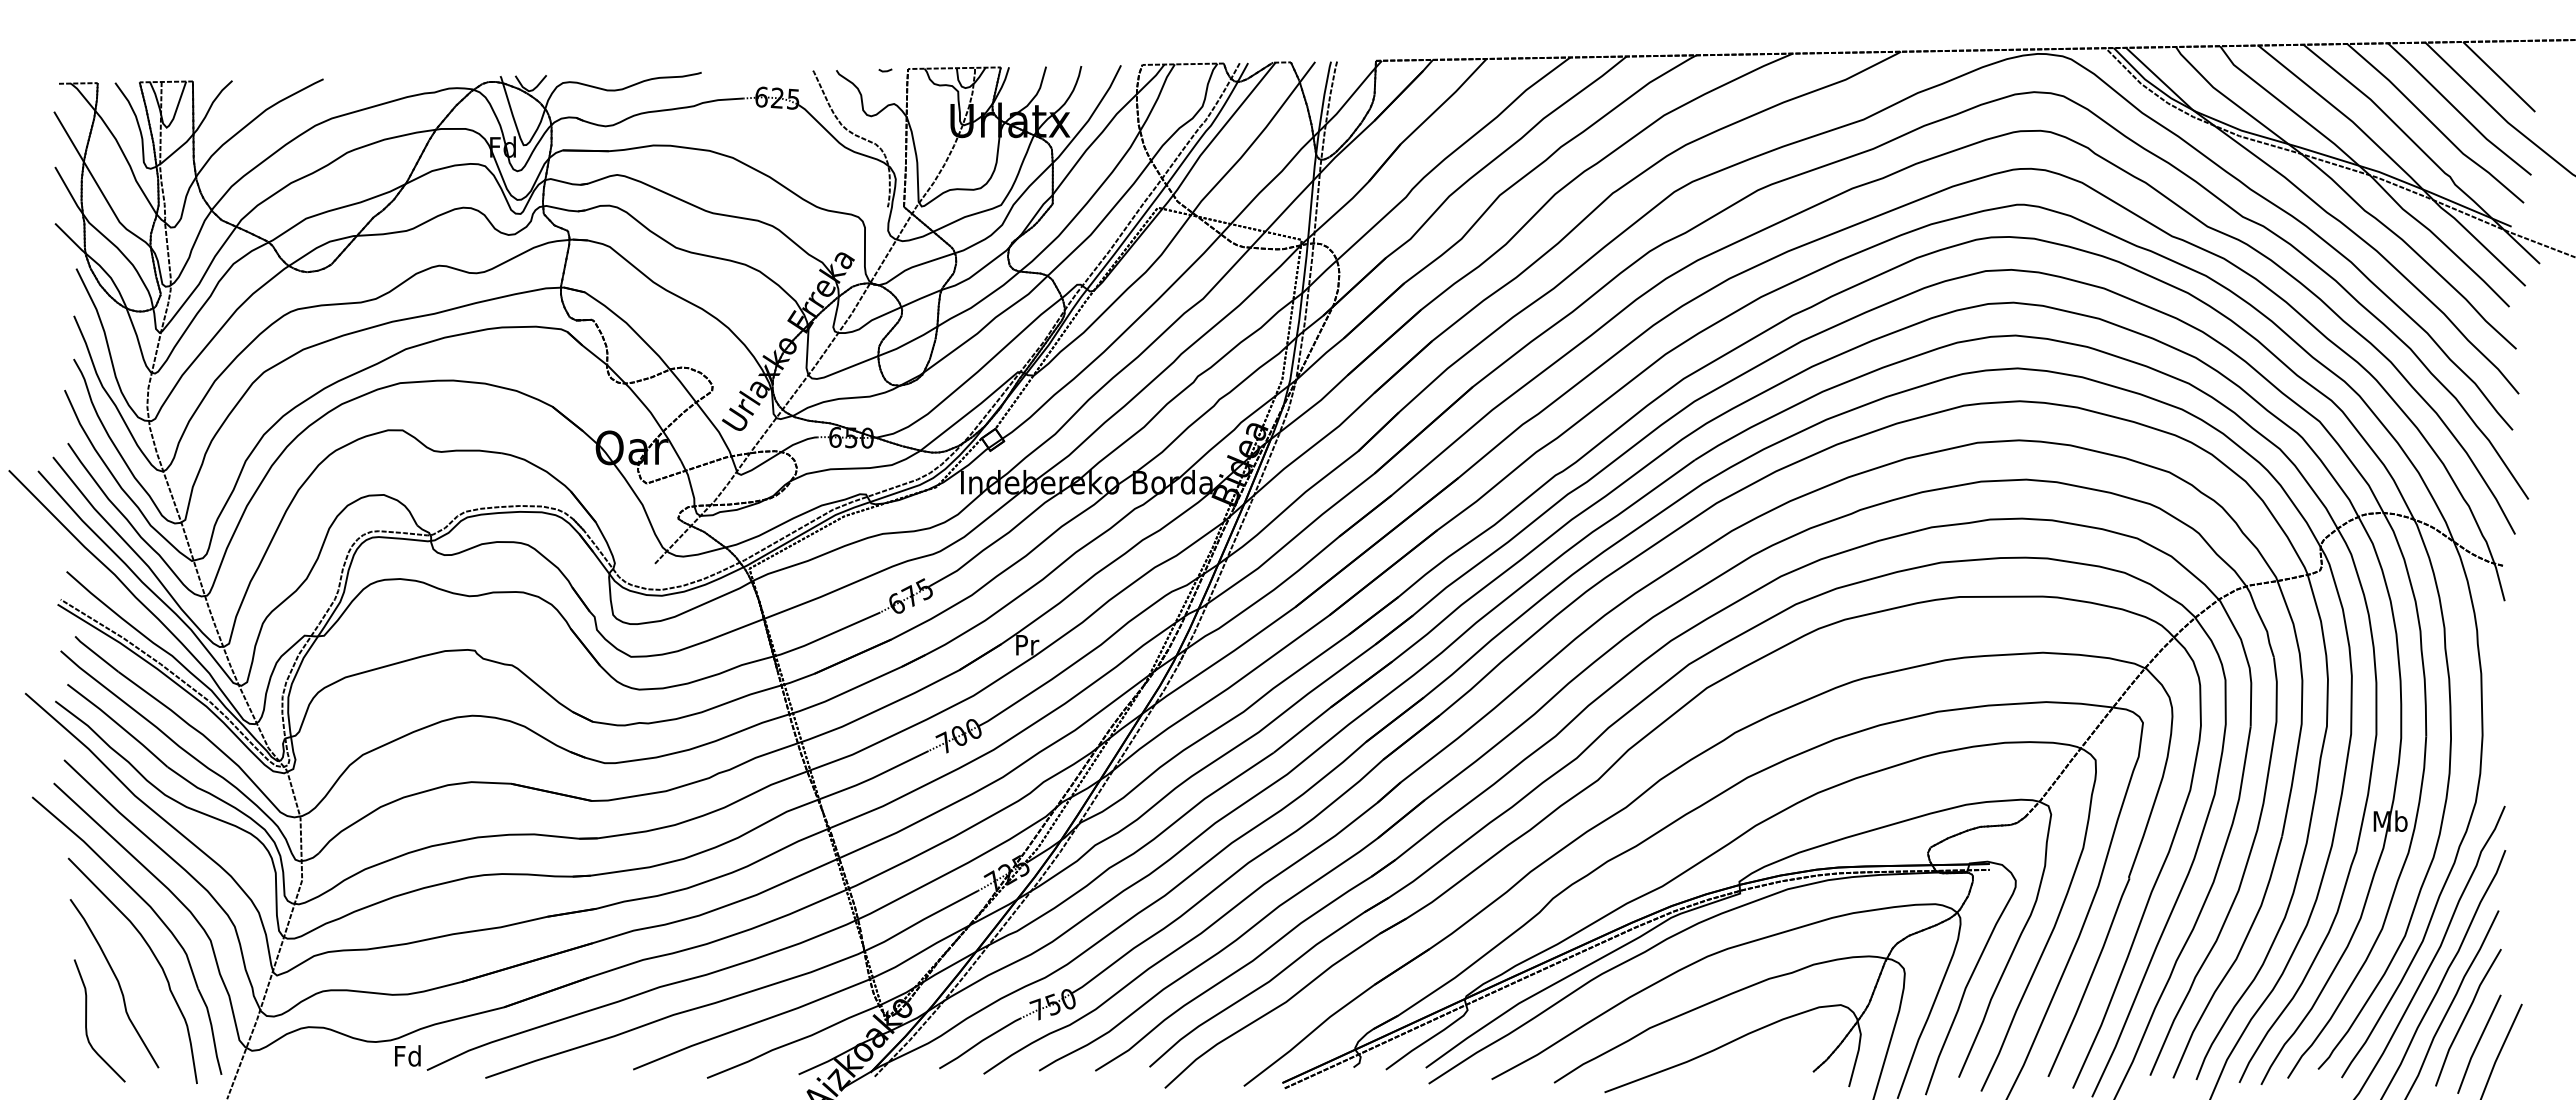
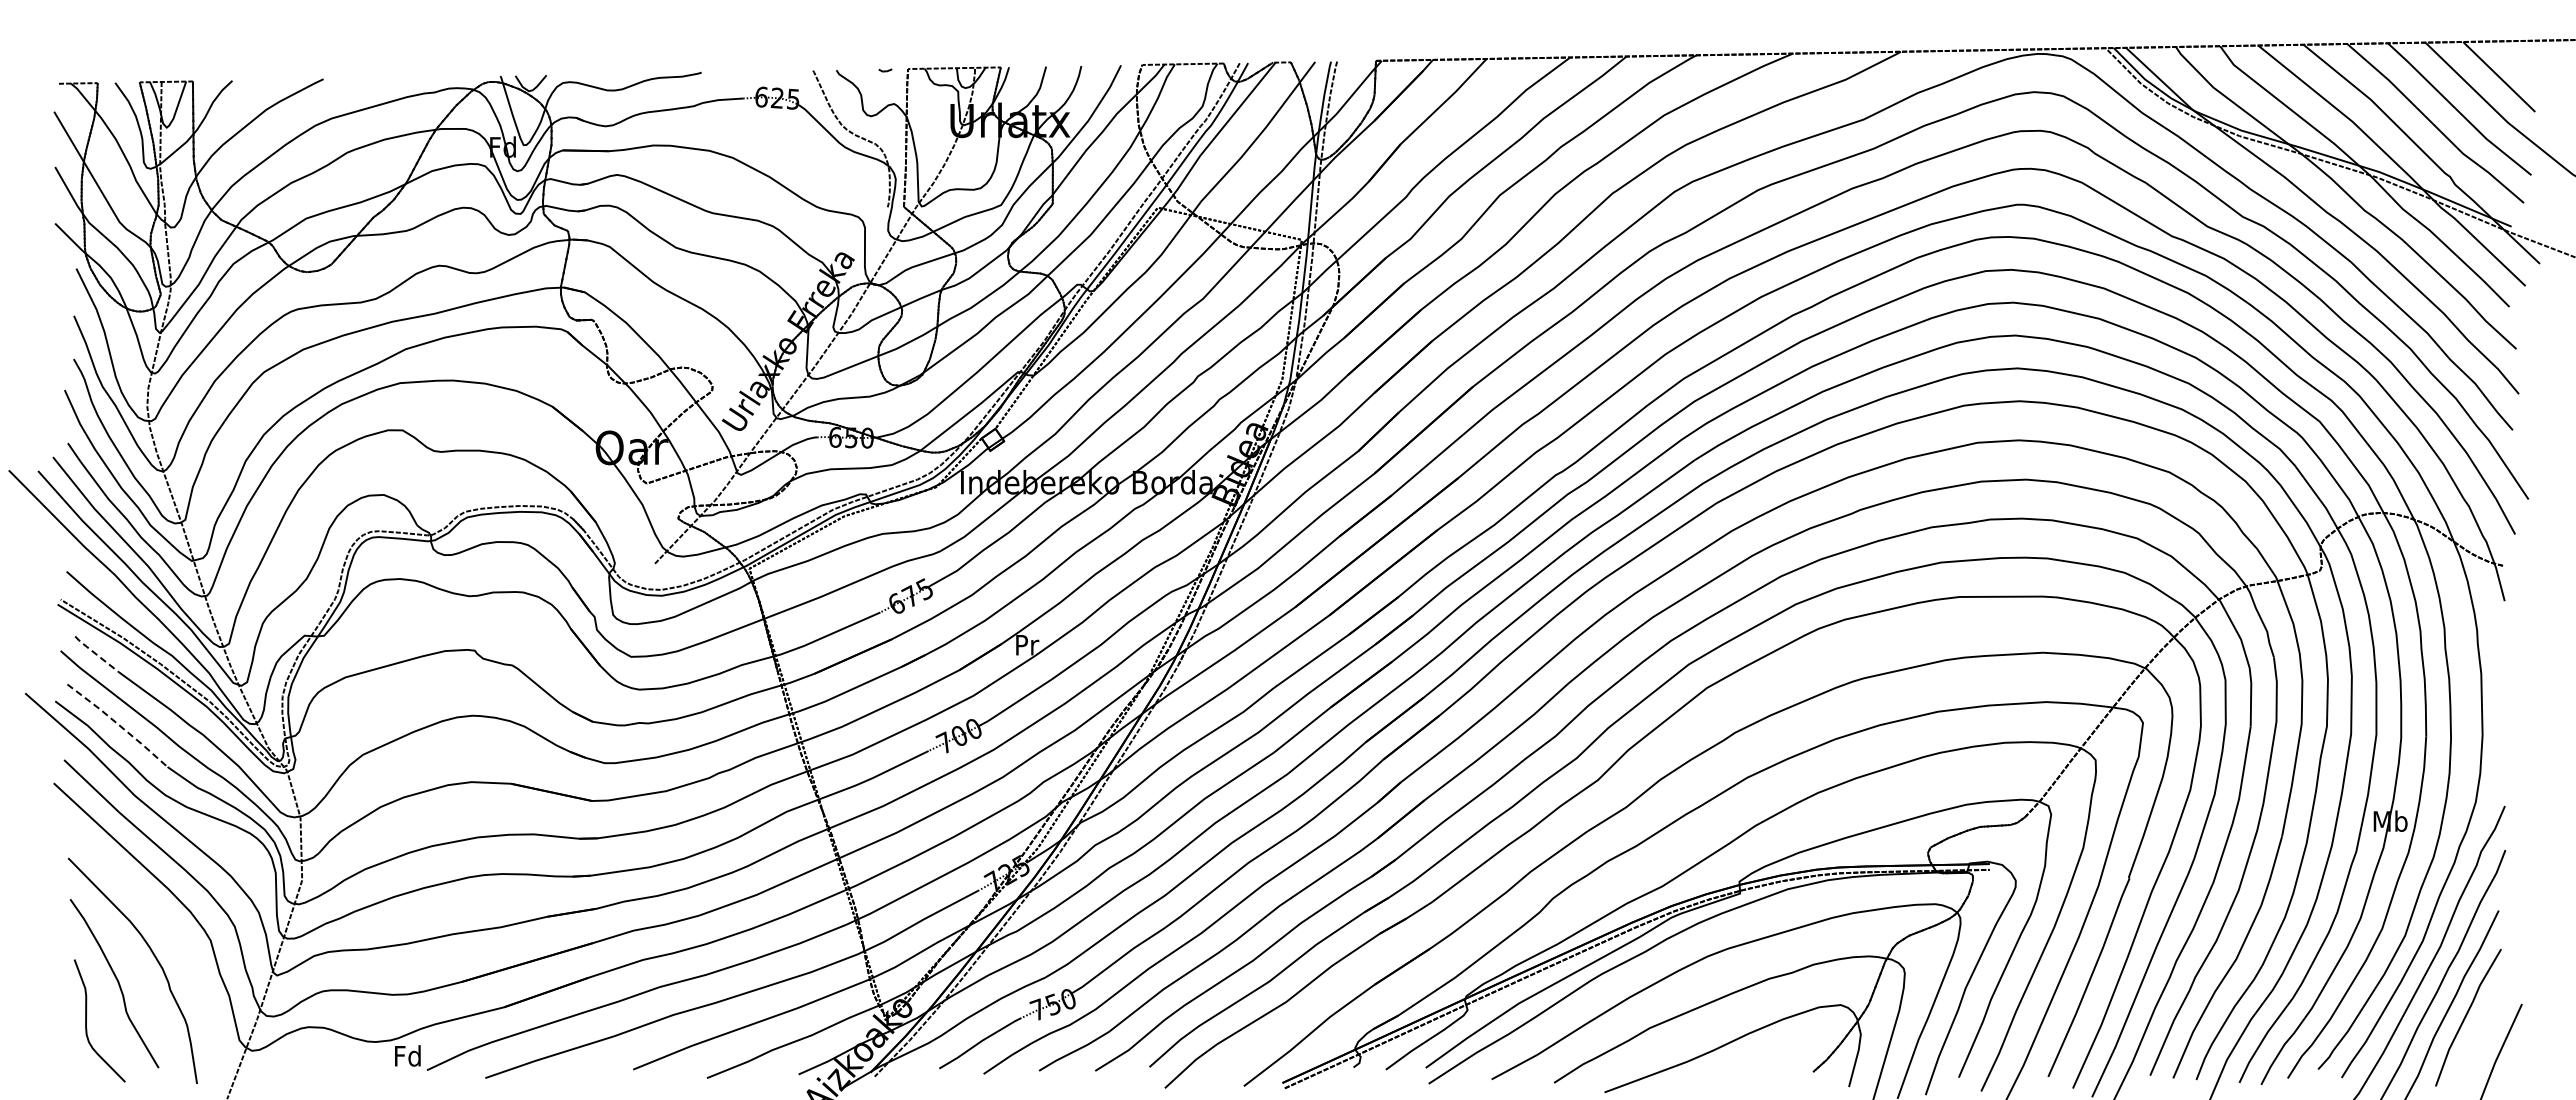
line: solid -> dashed (95, 654)
line: solid -> dashed (118, 724)
part: present -> none (153, 912)
line: present -> none (2479, 1042)
